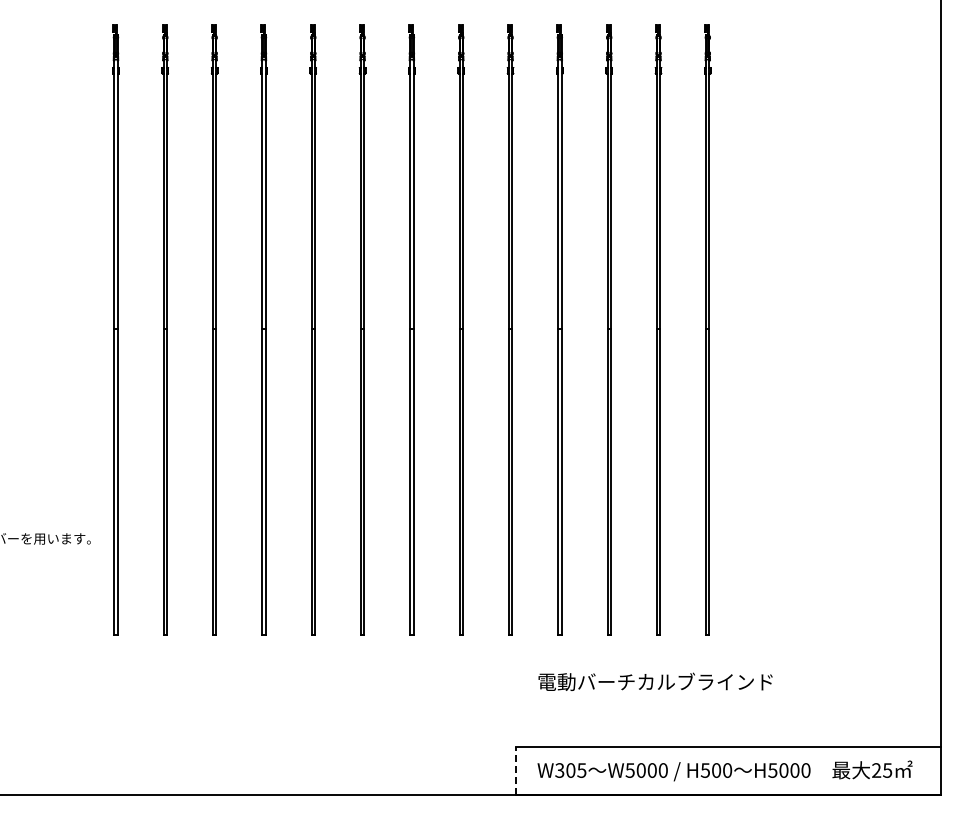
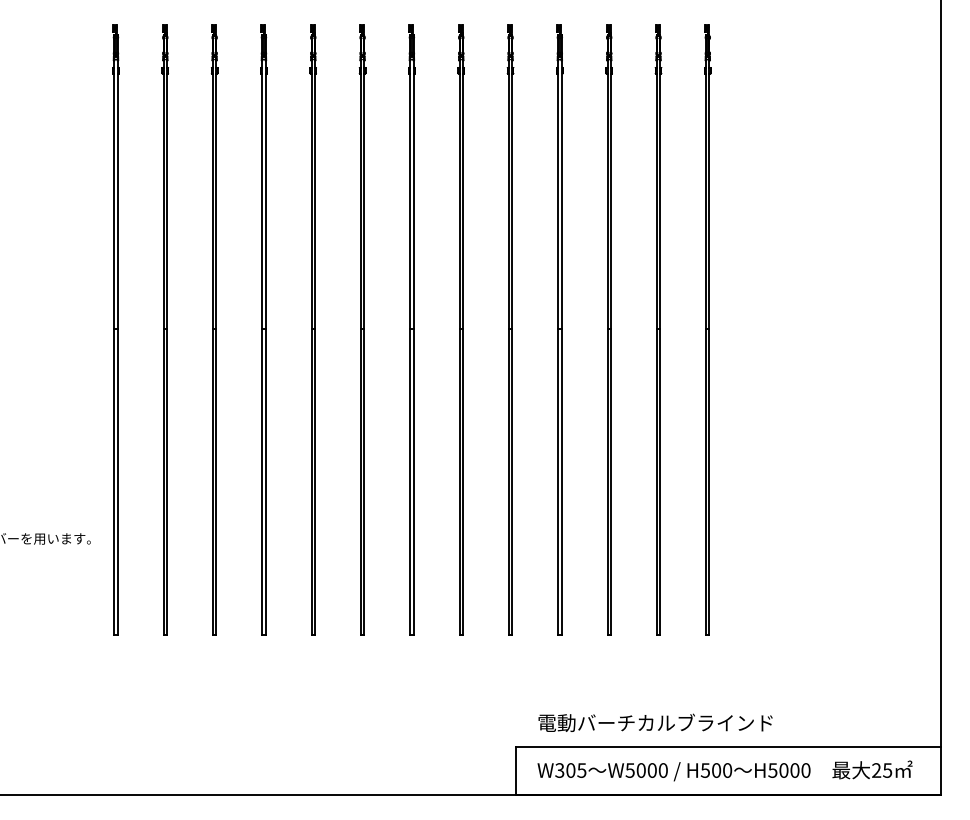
text position: (655, 681) -> (655, 722) (655, 722)
line: dashed -> solid (516, 770)
